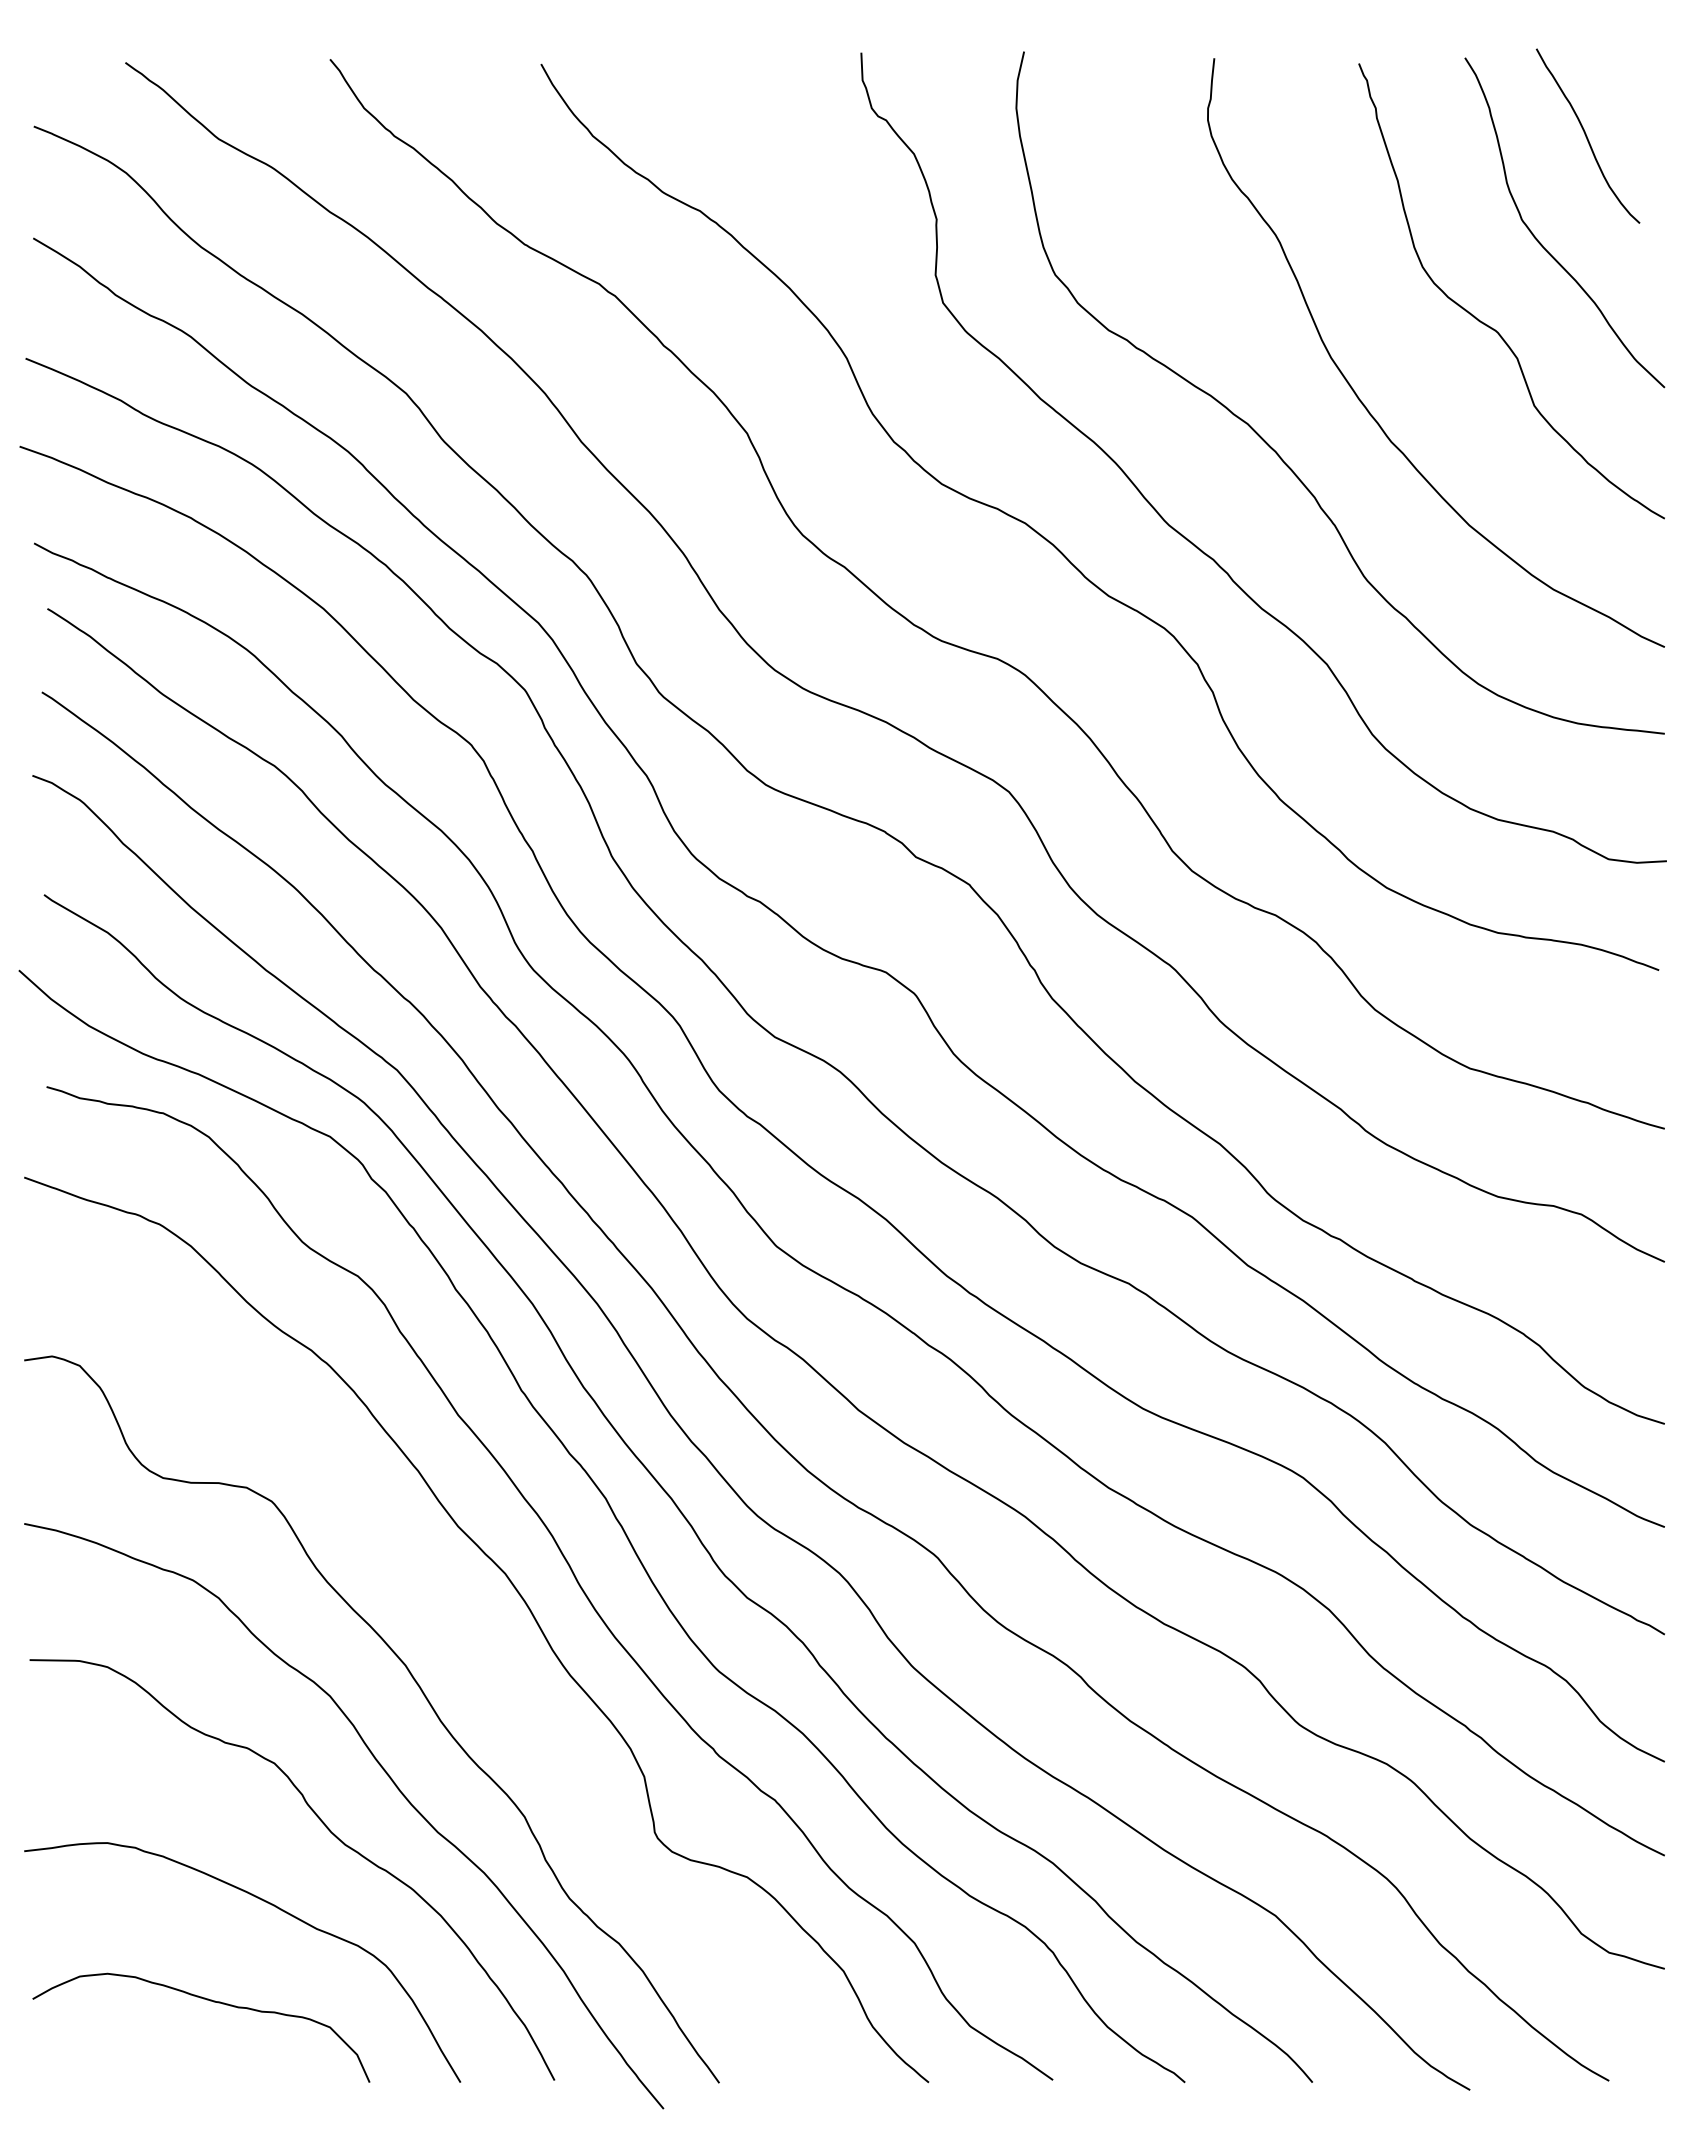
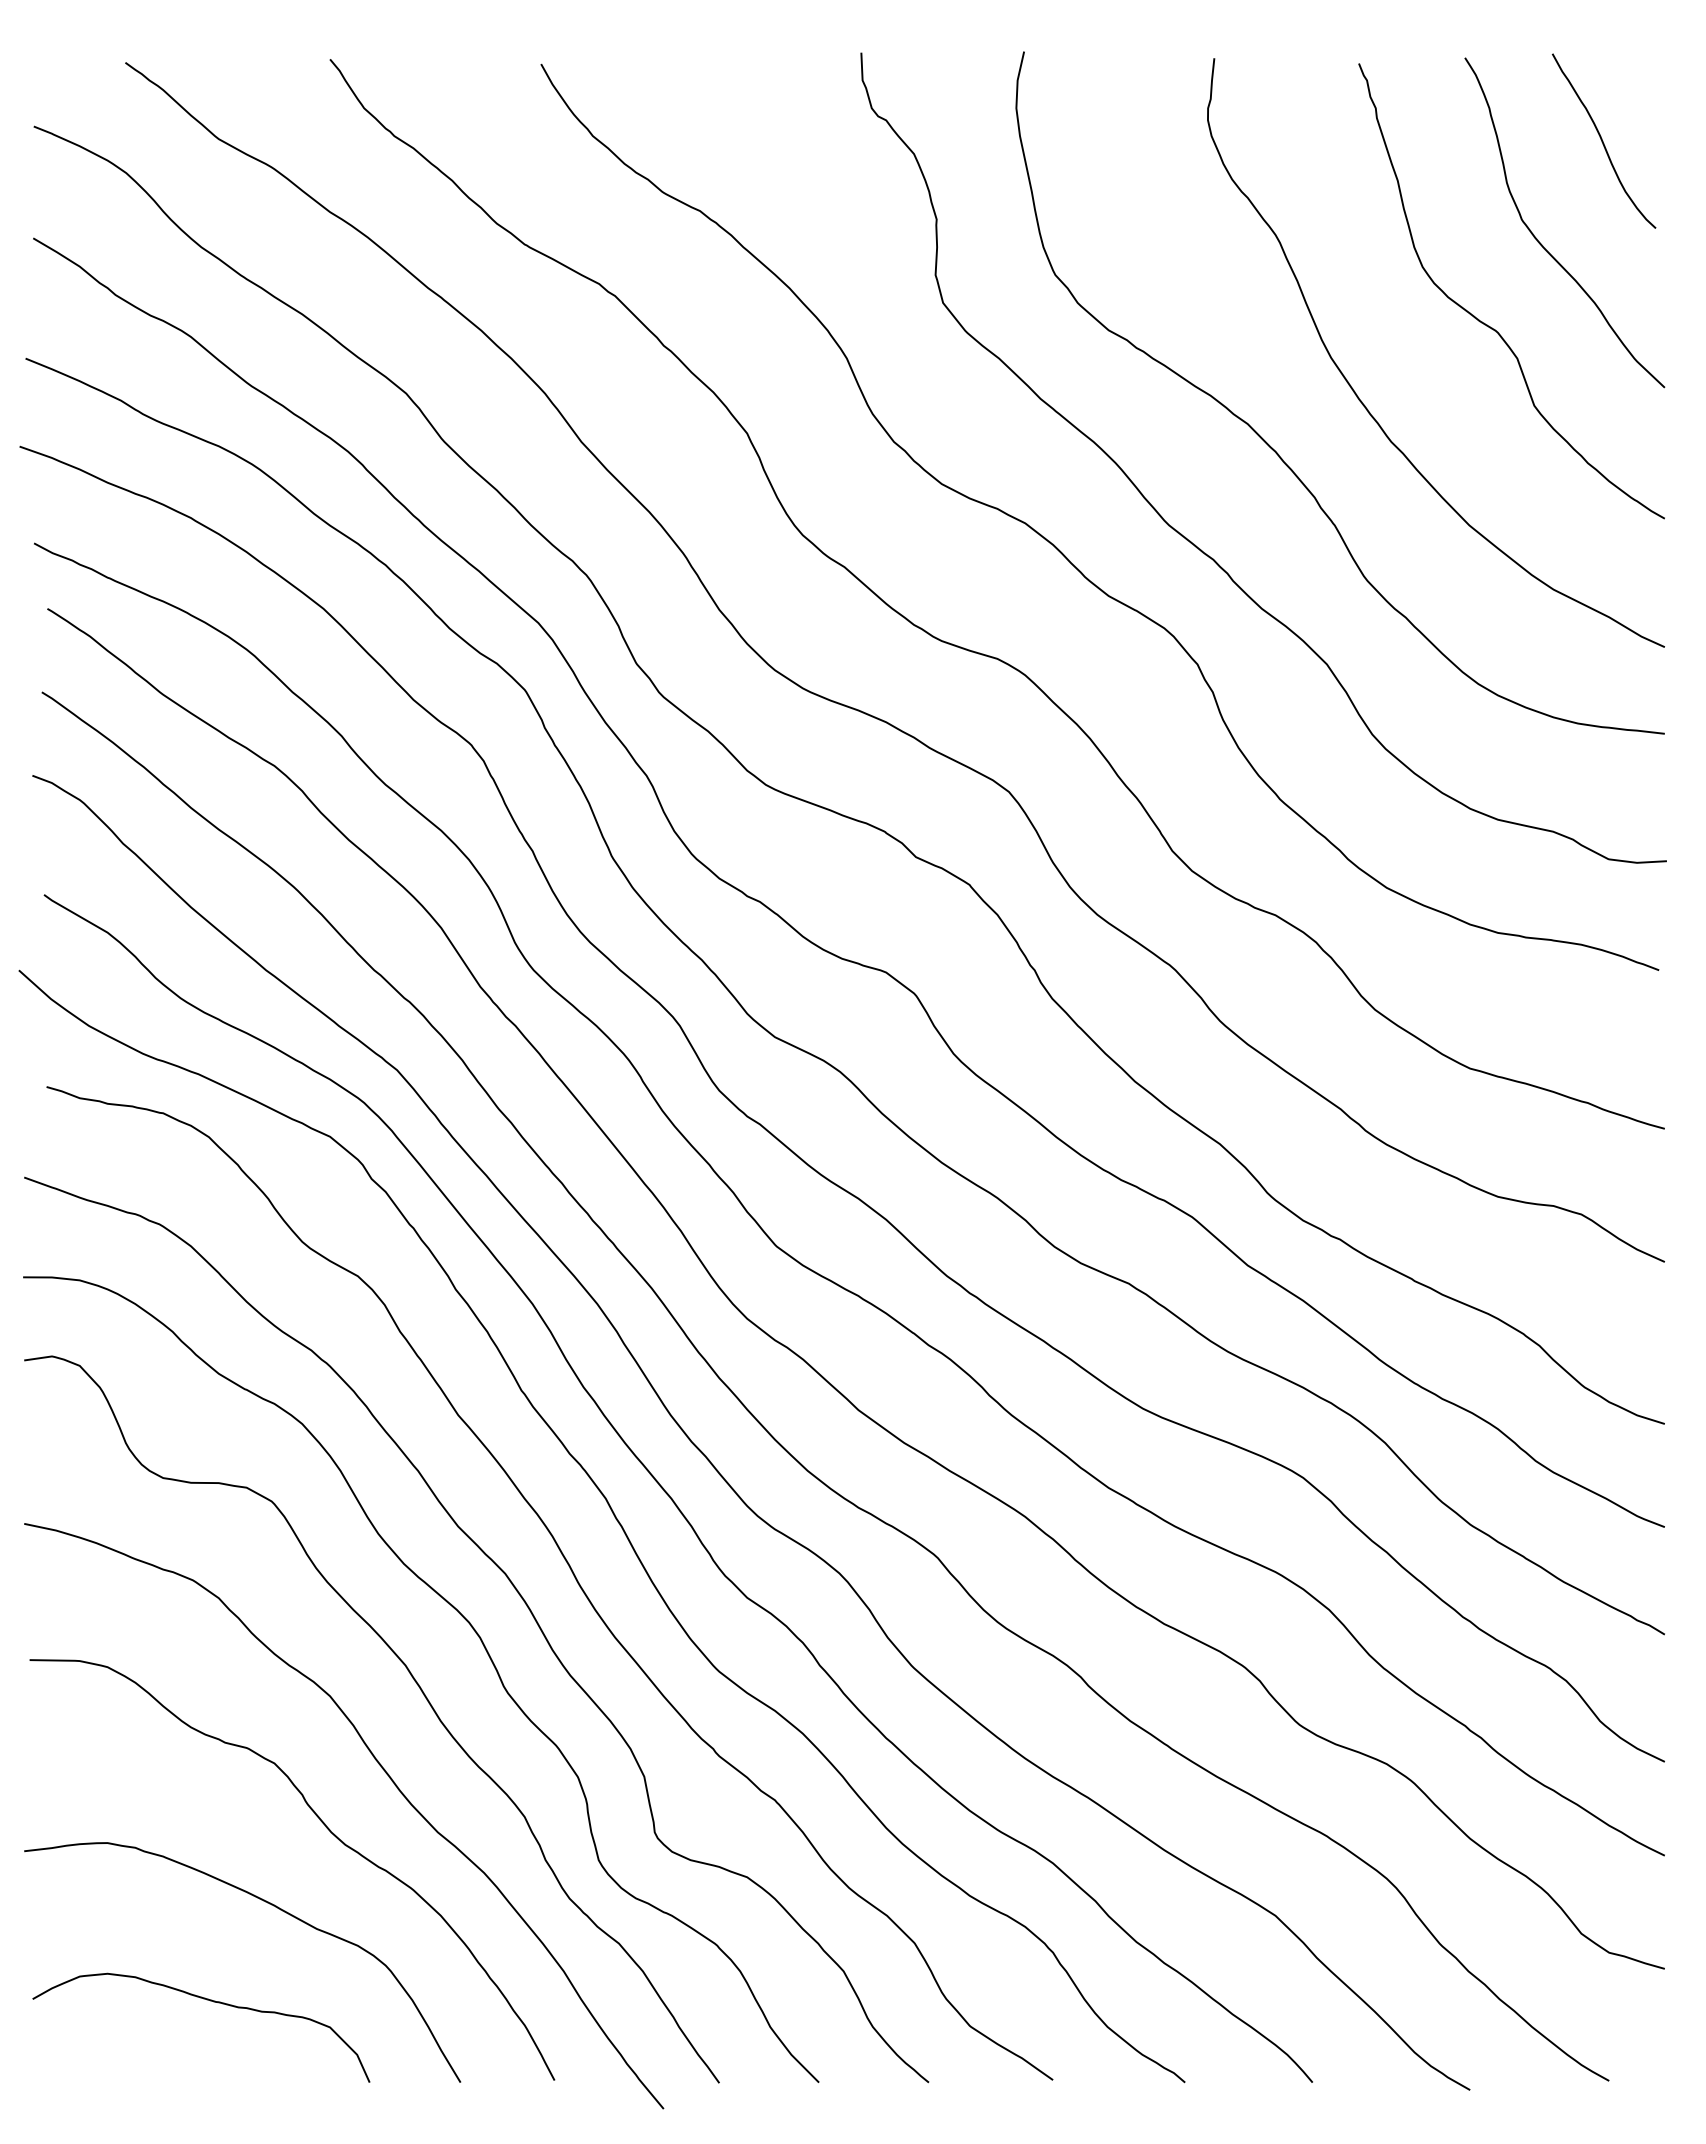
curve position: (1586, 135) -> (1602, 140) (1602, 140)
curve: none -> present (484, 1648)
